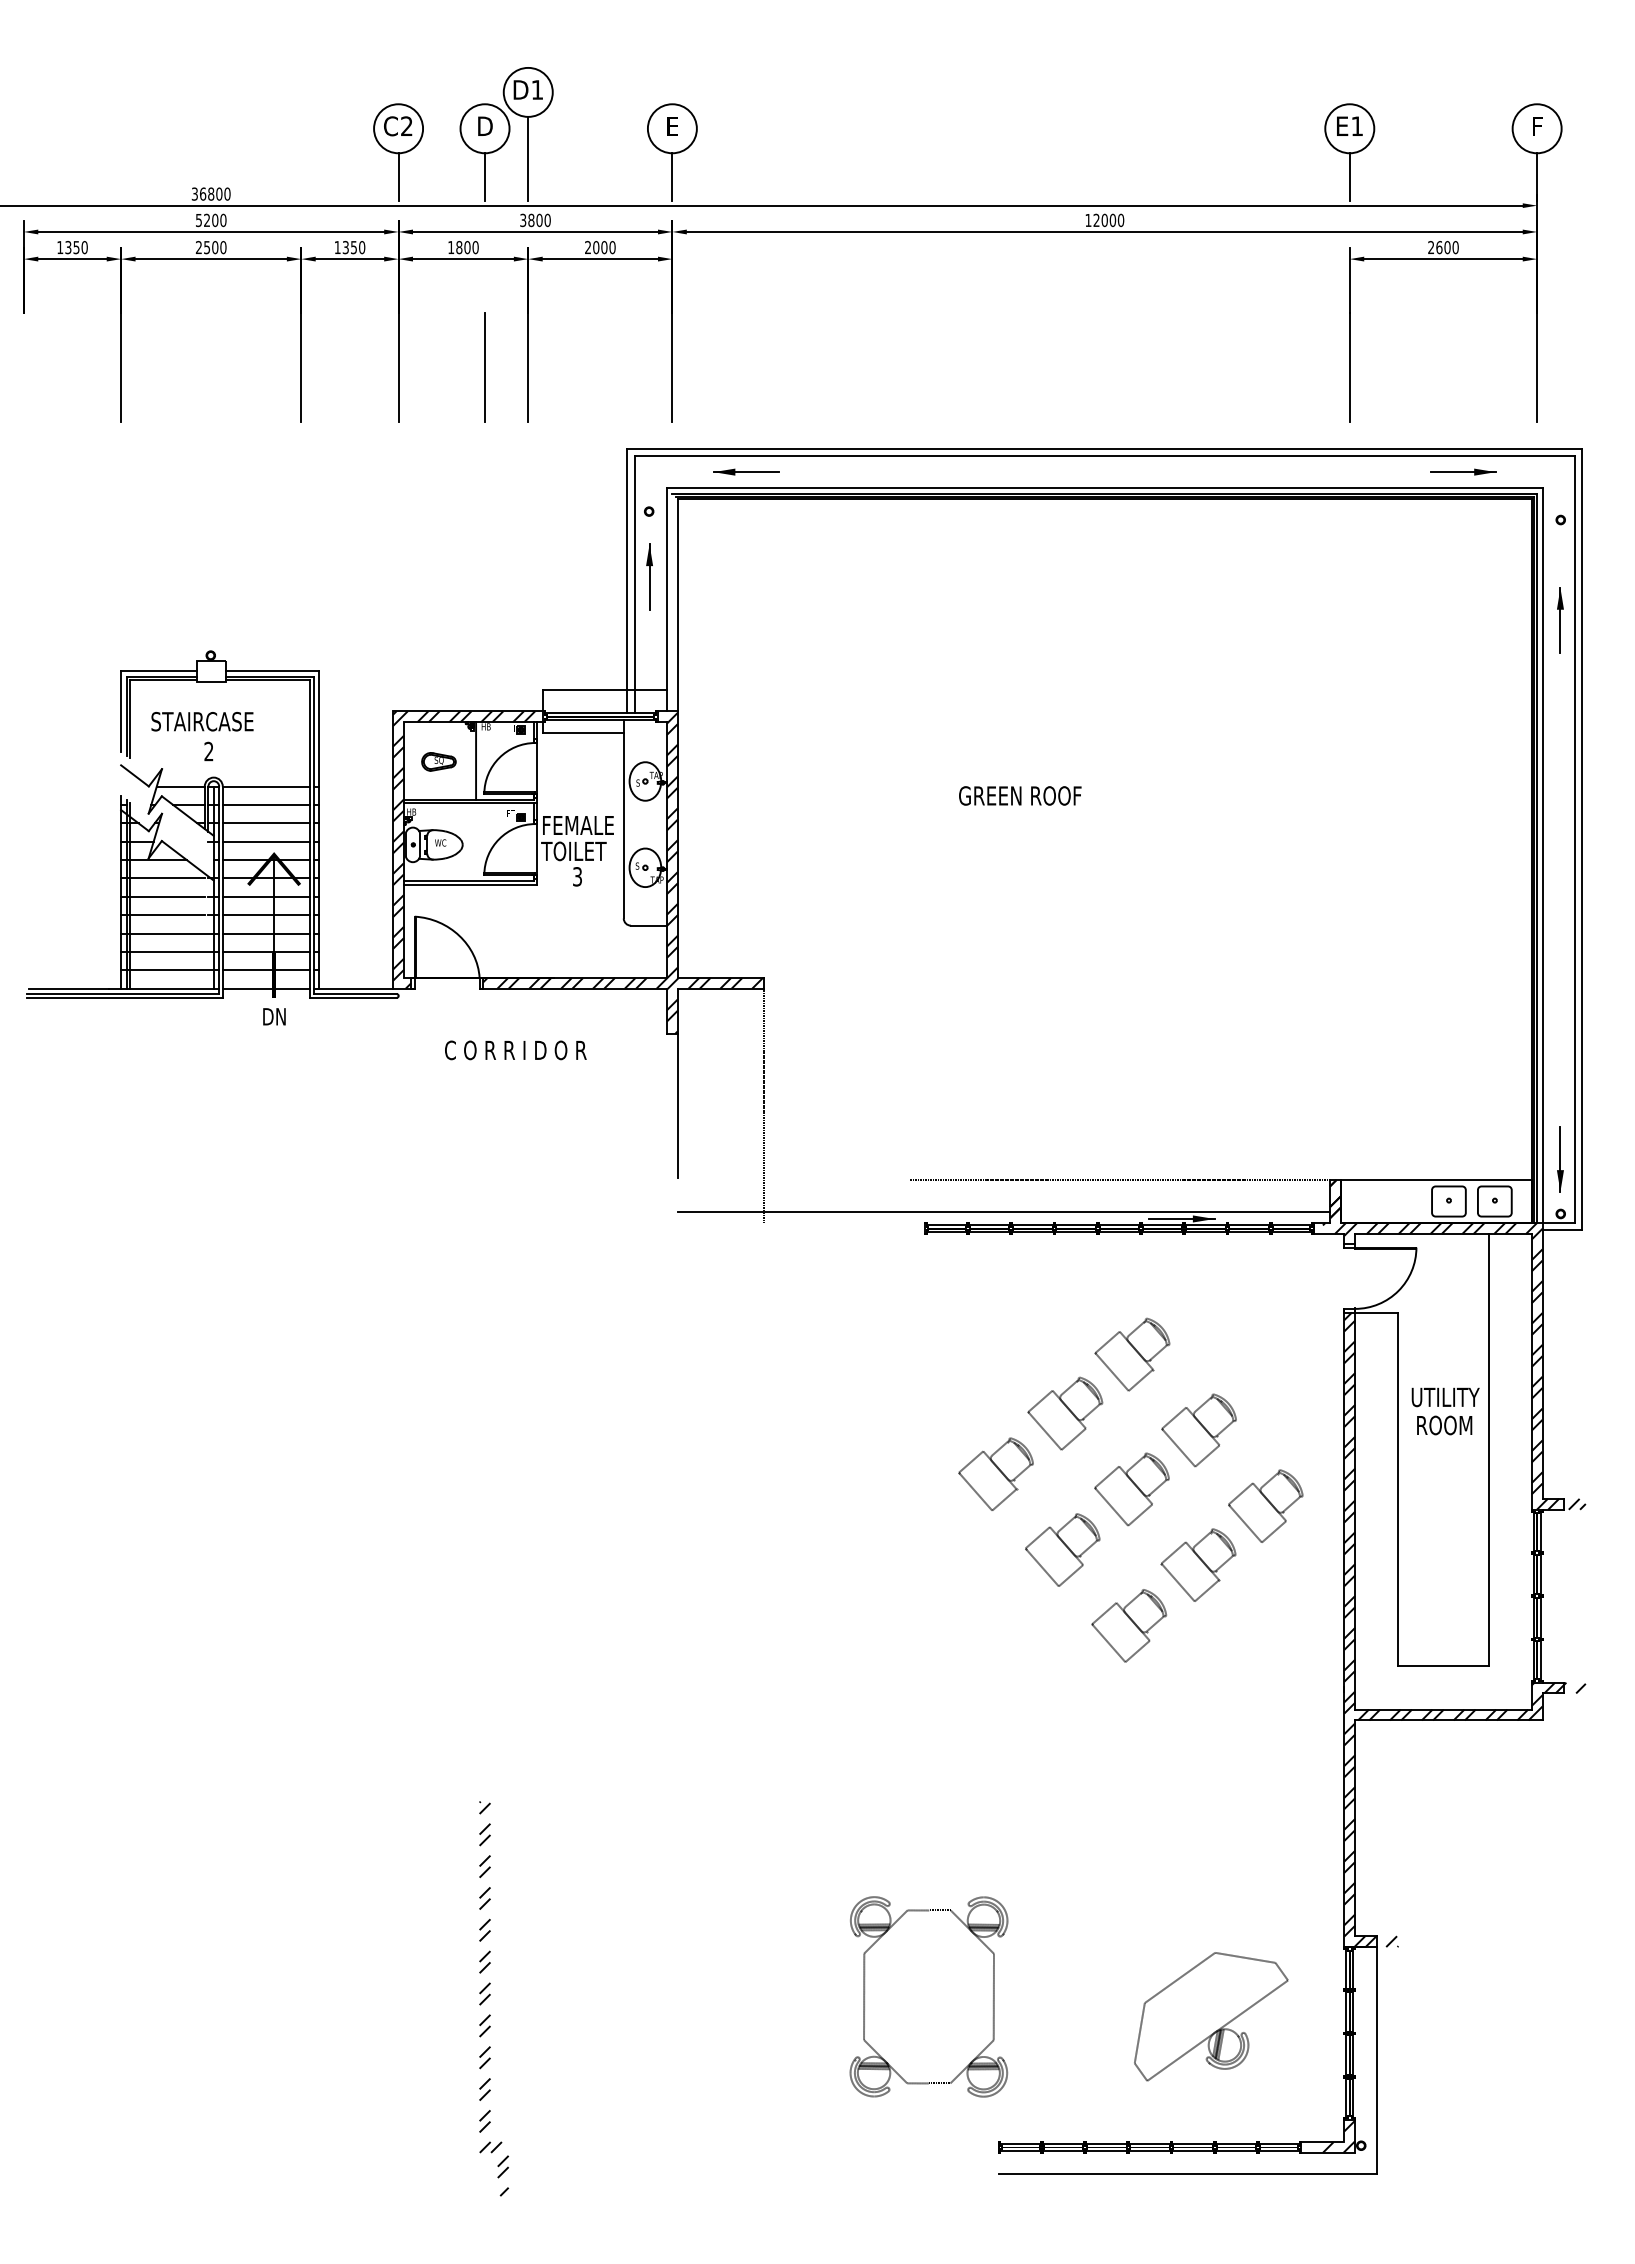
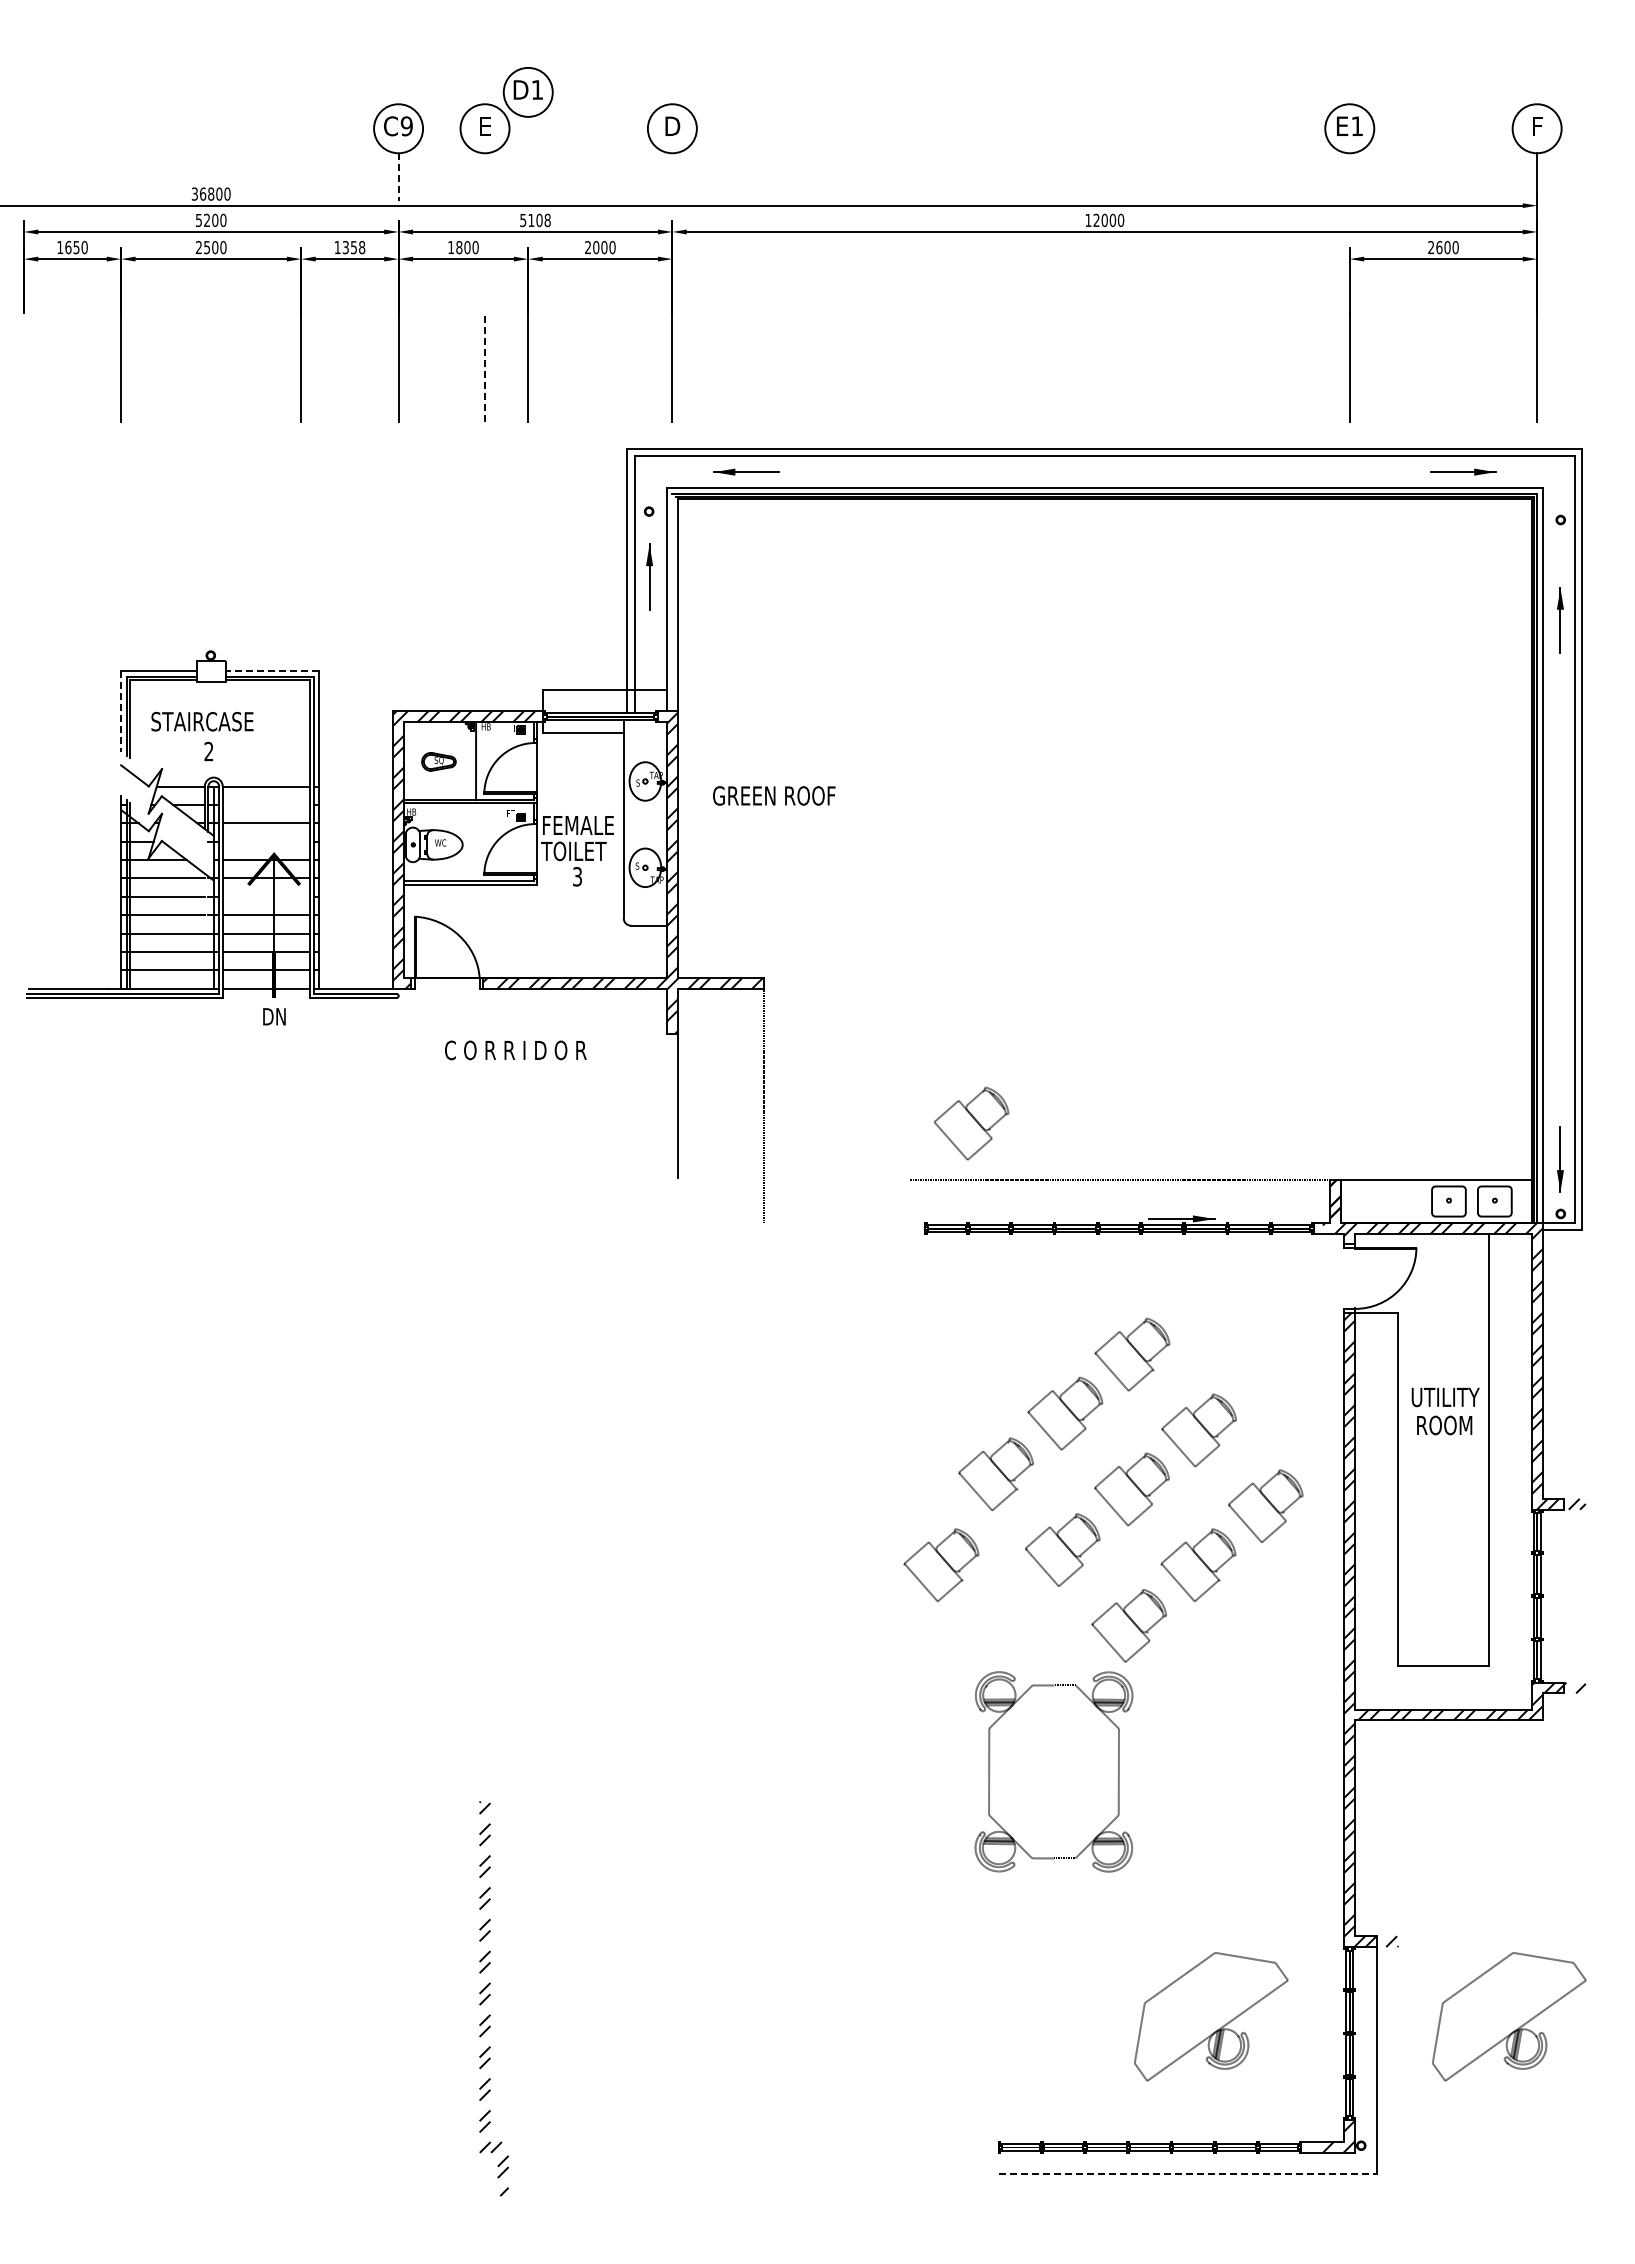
text: D -> E (485, 125)
text: E -> D (672, 125)
text: C2 -> C9 (406, 126)
line: present -> none (528, 158)
line: solid -> dashed (398, 177)
line: present -> none (485, 177)
line: present -> none (672, 177)
line: present -> none (1349, 177)
text: 3800 -> 5108 (535, 220)
text: 1350 -> 1650 (68, 247)
text: 1350 -> 1358 (362, 247)
line: solid -> dashed (485, 366)
line: solid -> dashed (272, 671)
line: solid -> dashed (121, 711)
text position: (1020, 795) -> (774, 795) (774, 795)
line: present -> none (266, 805)
line: present -> none (266, 841)
line: present -> none (266, 896)
part: none -> present (971, 1123)
line: present -> none (1003, 1212)
part: none -> present (941, 1564)
part position: (864, 1996) -> (989, 1771) (989, 1771)
part: none -> present (1509, 2016)
line: solid -> dashed (1188, 2174)
